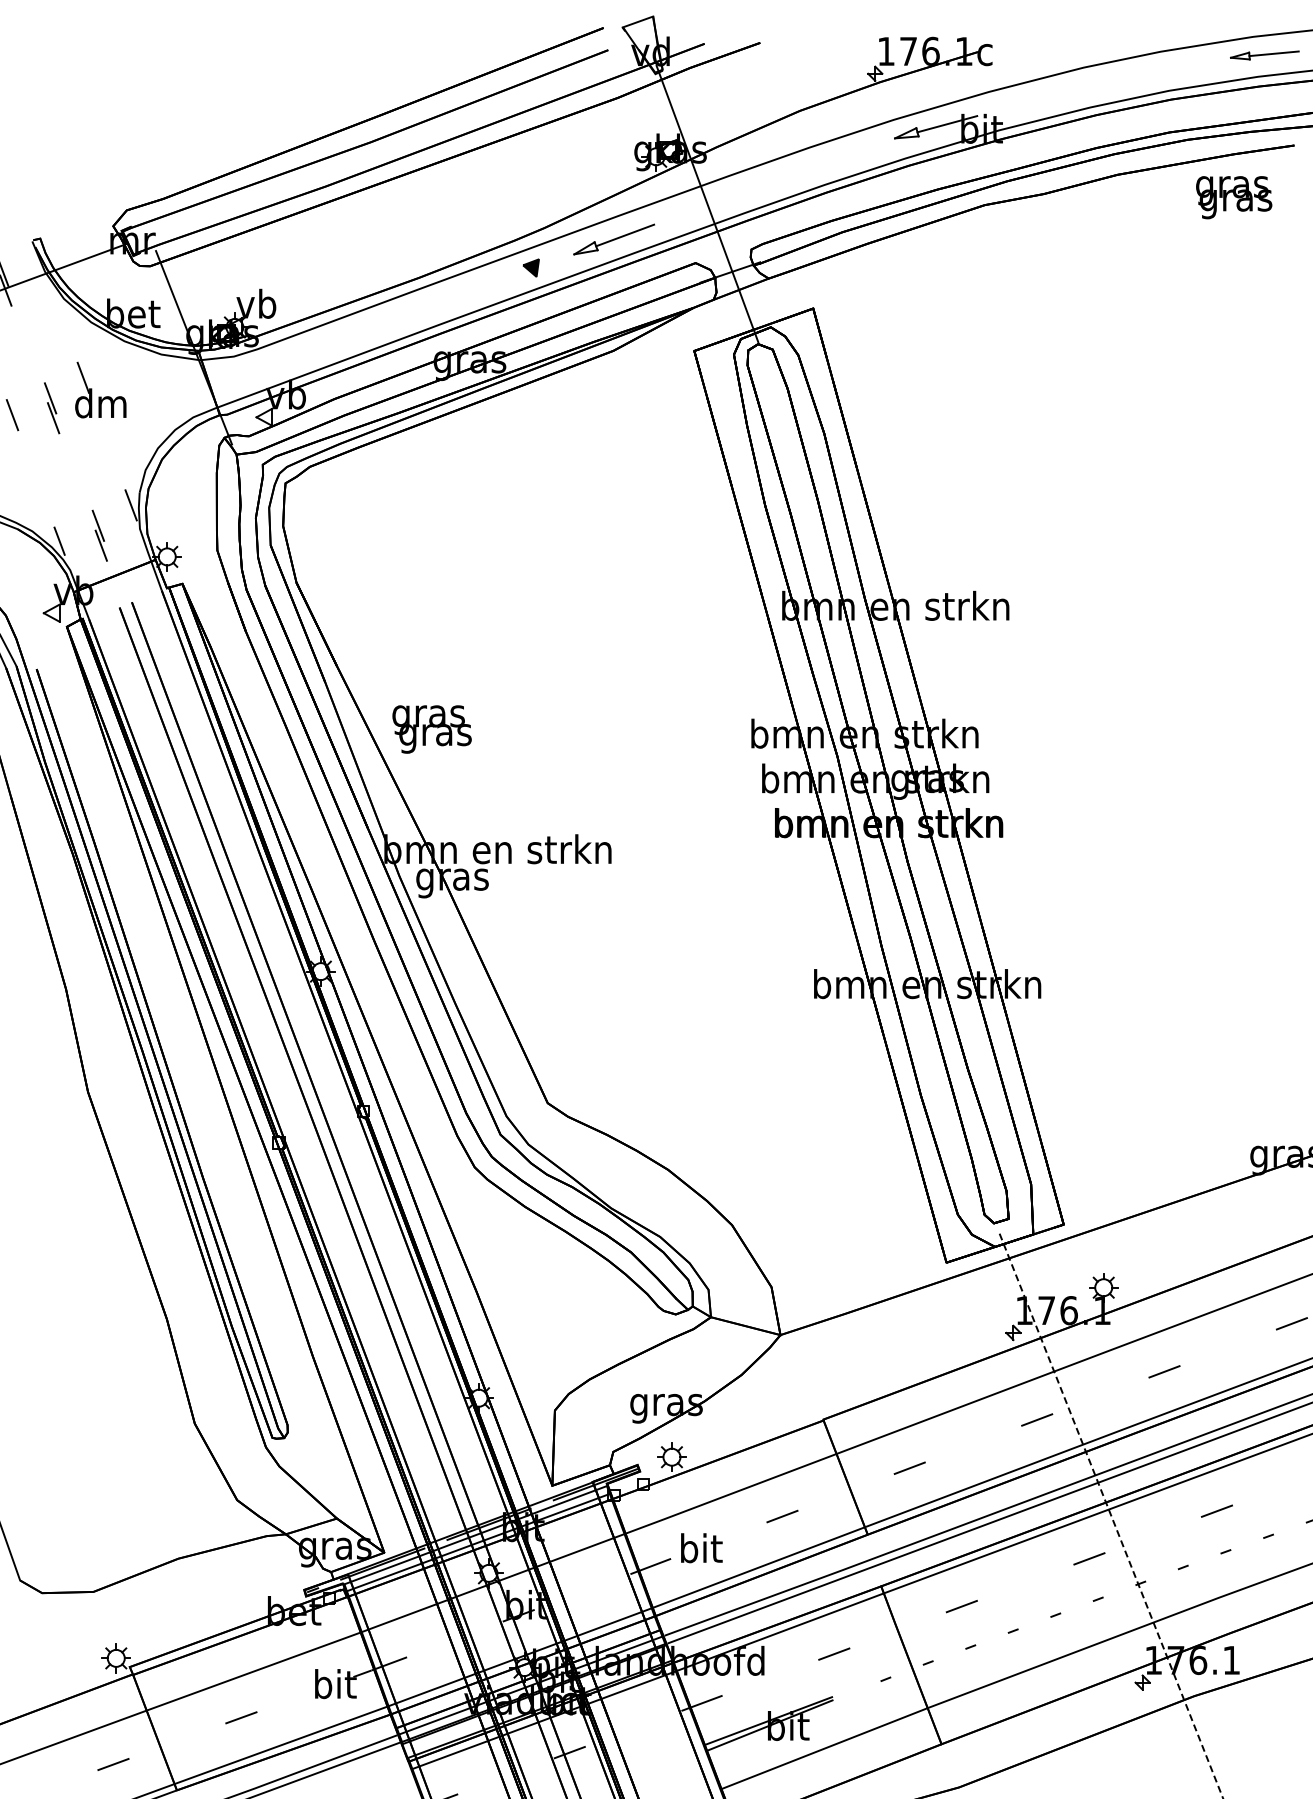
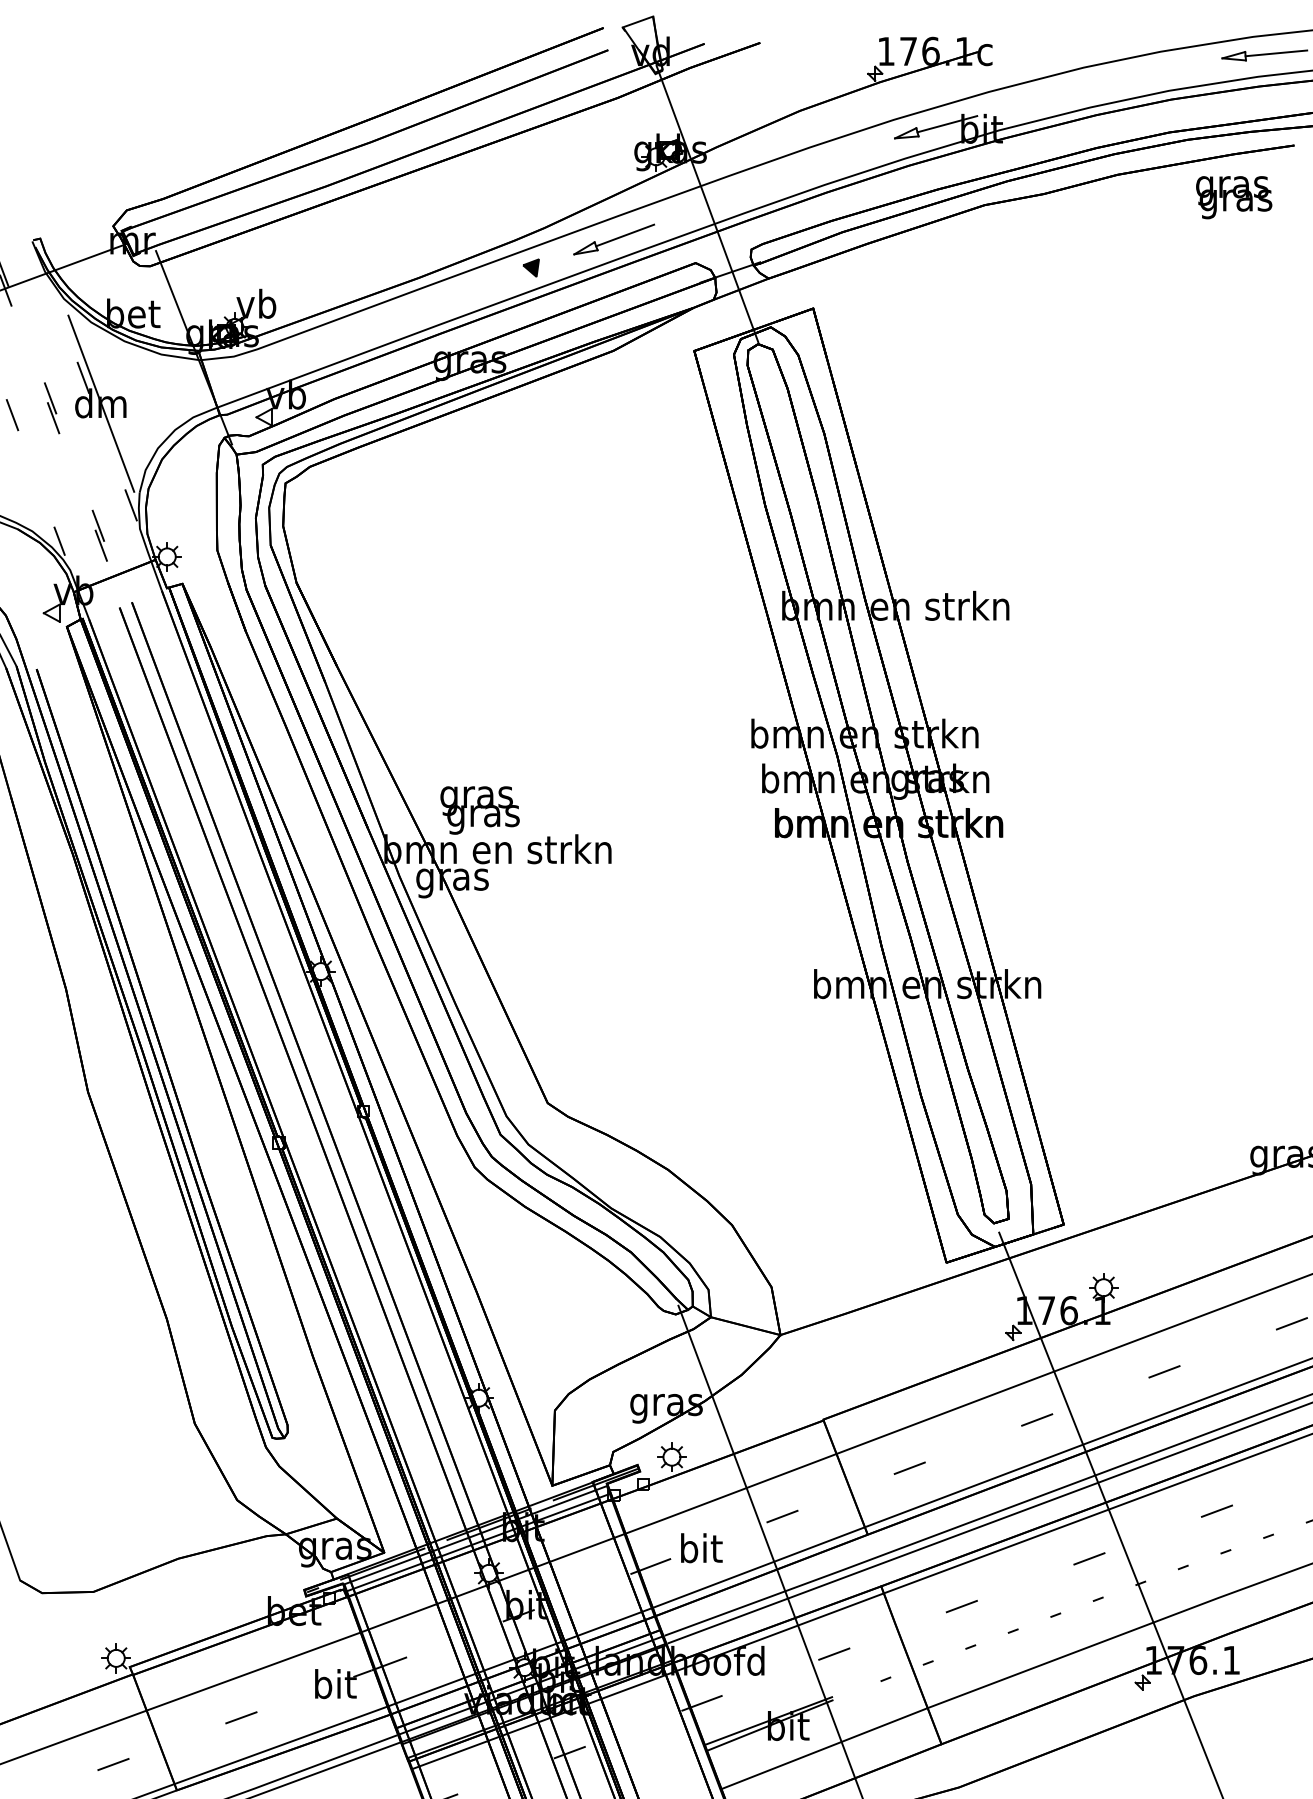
part size: 70x11 px -> 88x13 px (1264, 55)
line: none -> present (101, 403)
text position: (431, 729) -> (479, 810) (479, 810)
line: dashed -> solid (1110, 1514)
line: none -> present (769, 1550)
